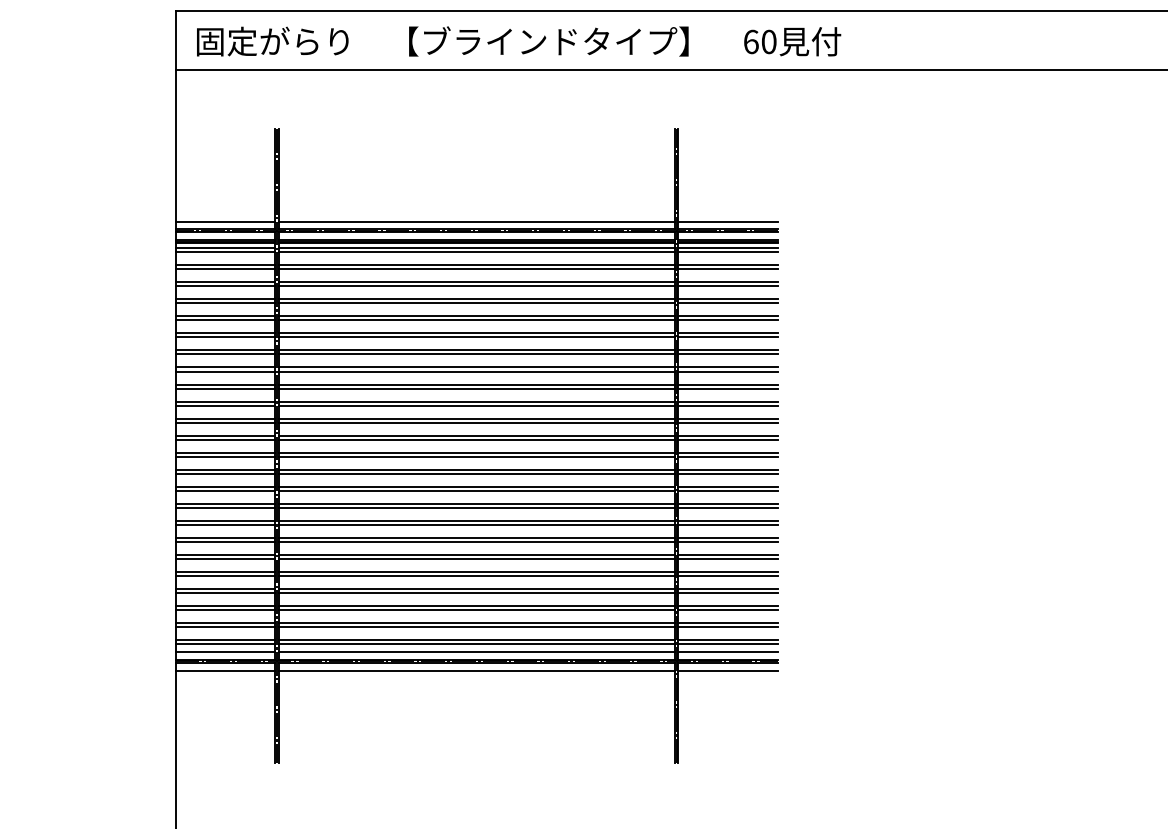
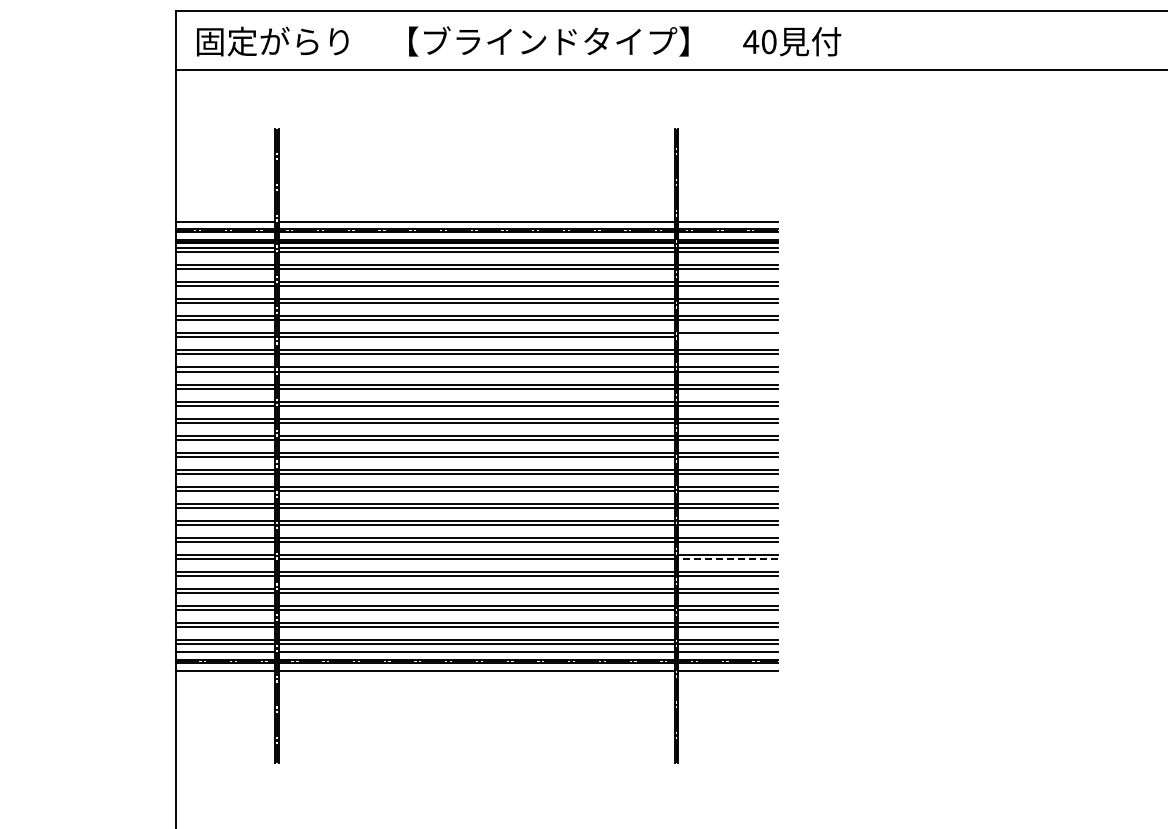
text: 60 -> 40 (751, 41)
line: present -> none (728, 337)
line: solid -> dashed (728, 559)
